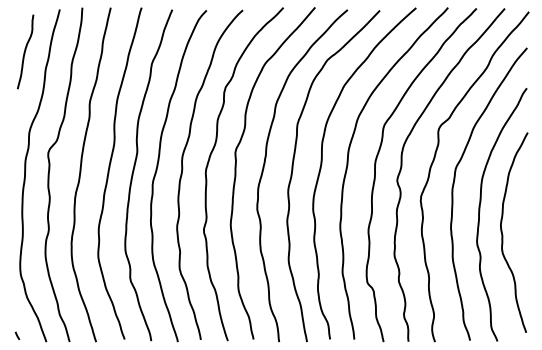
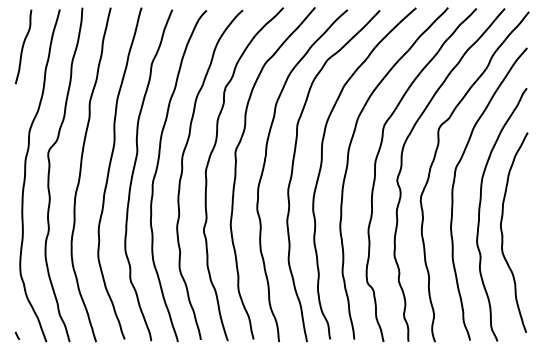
curve position: (25, 51) -> (23, 46) (23, 46)
